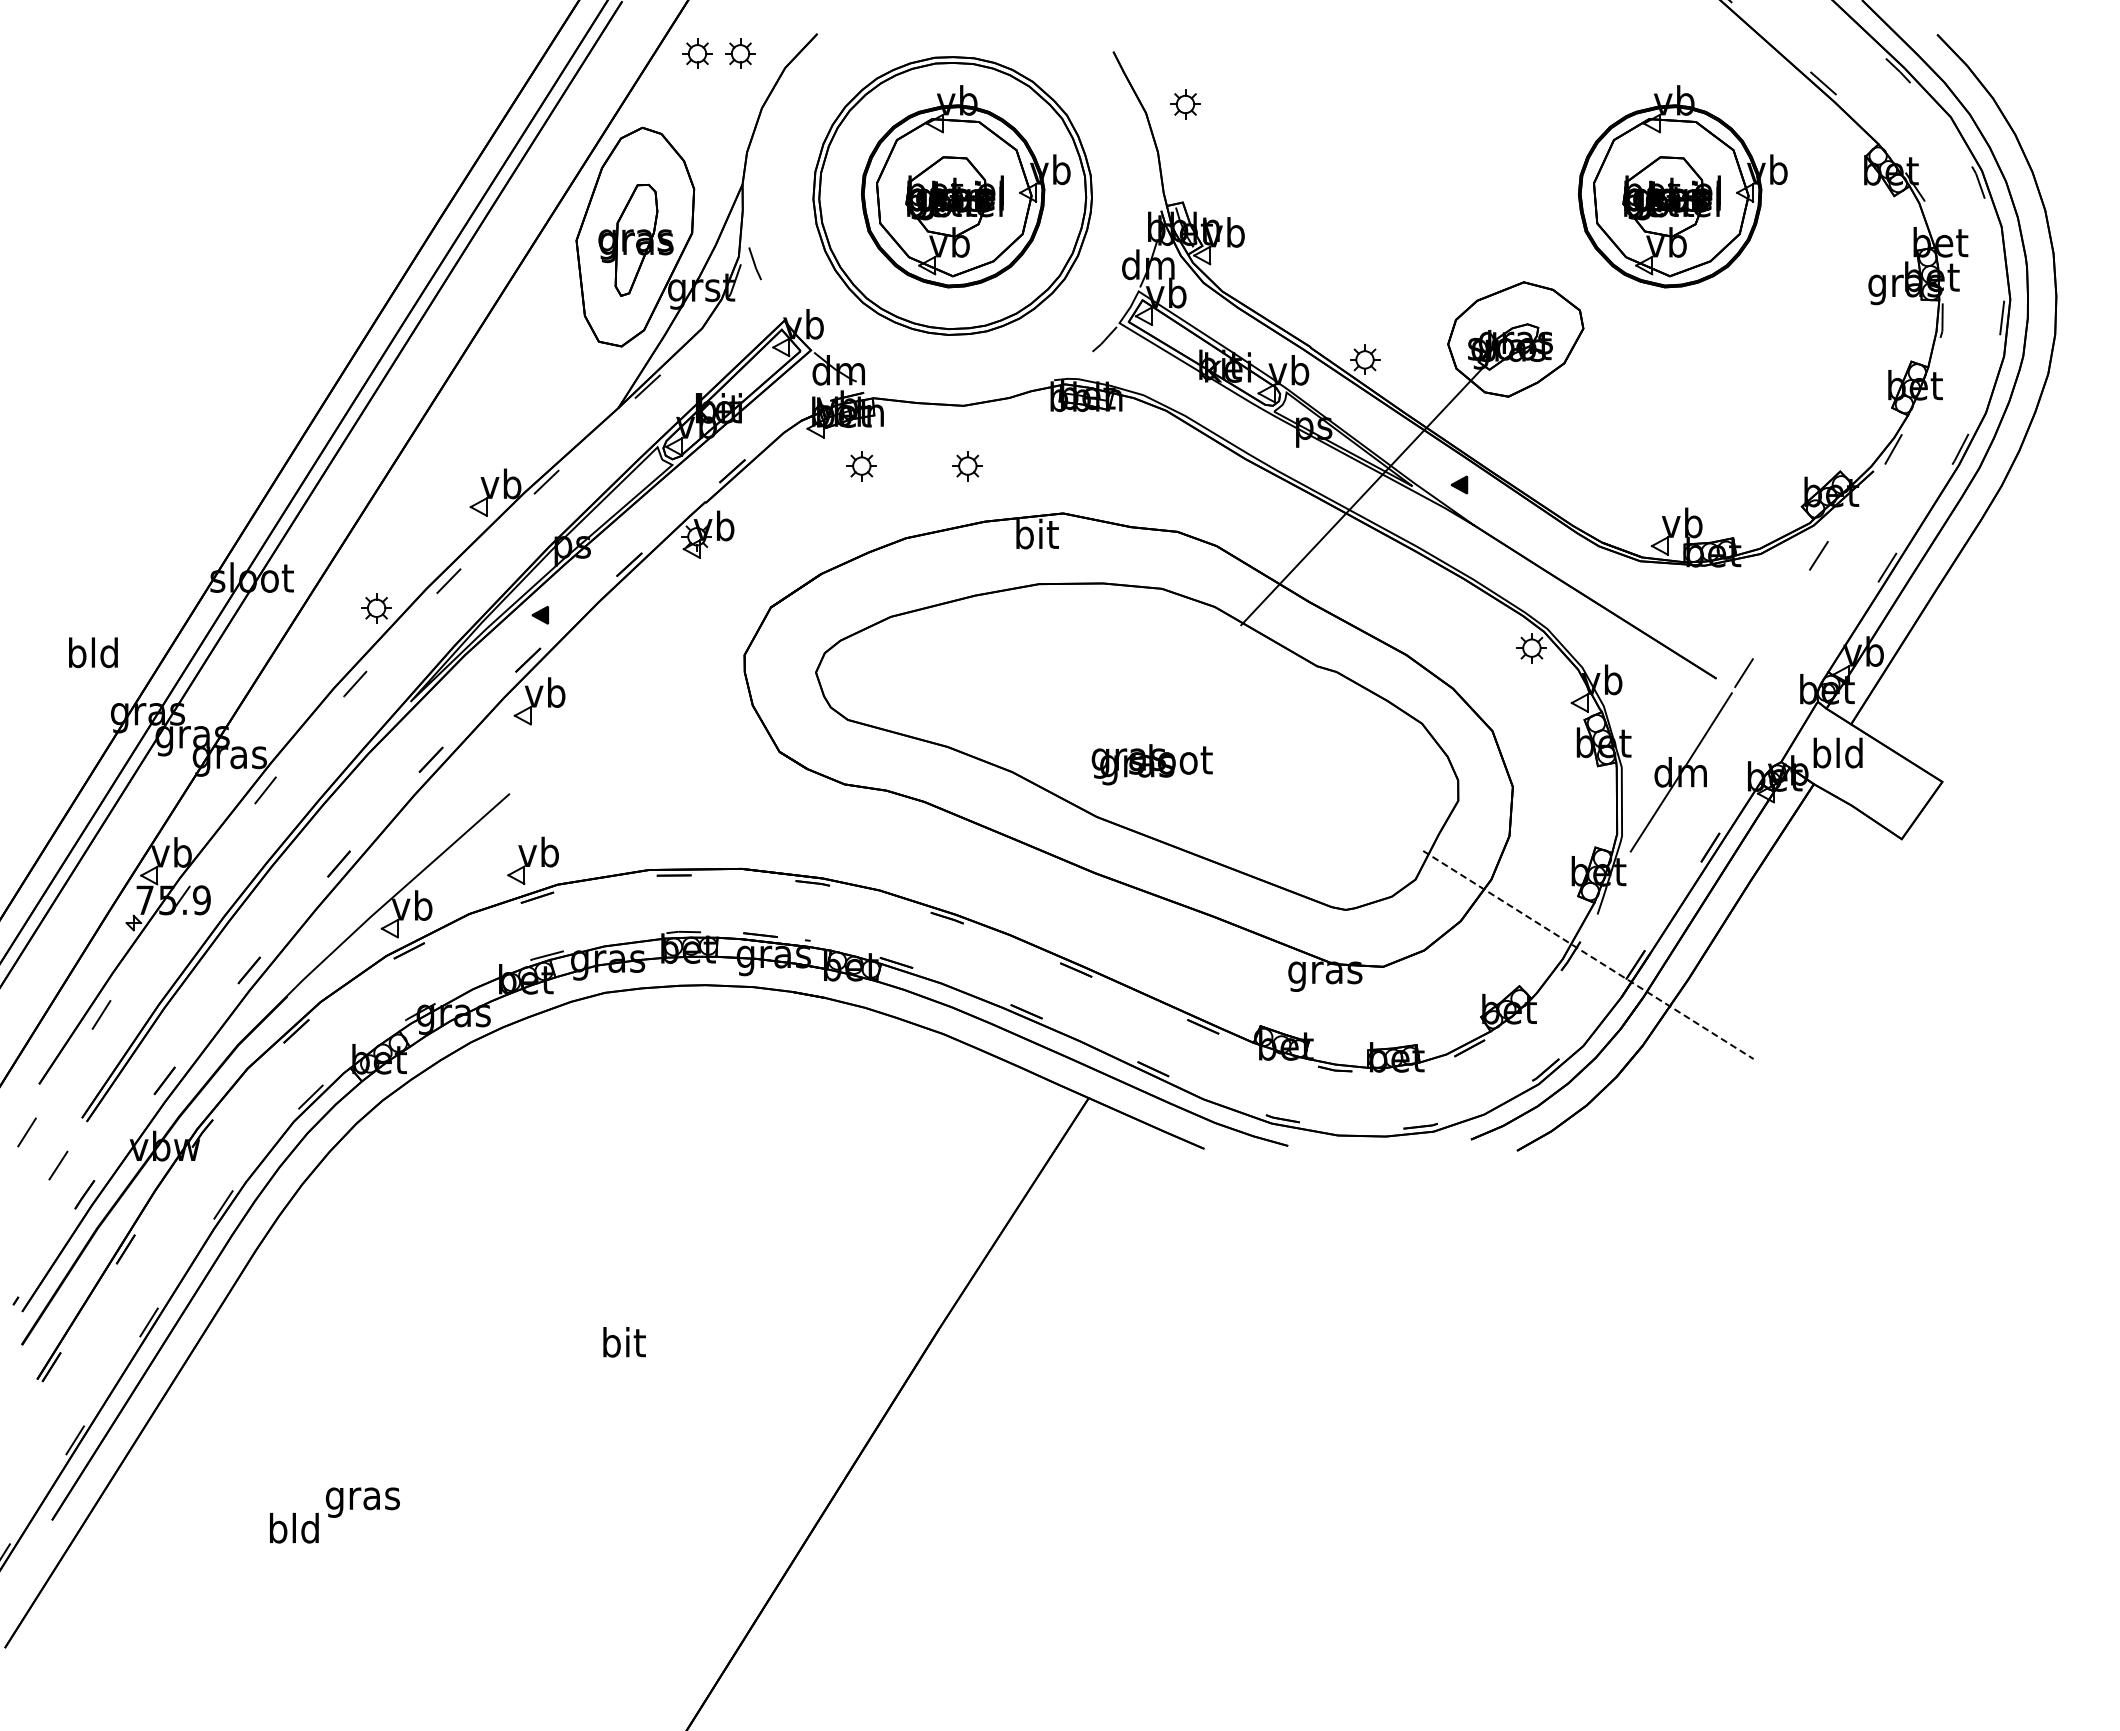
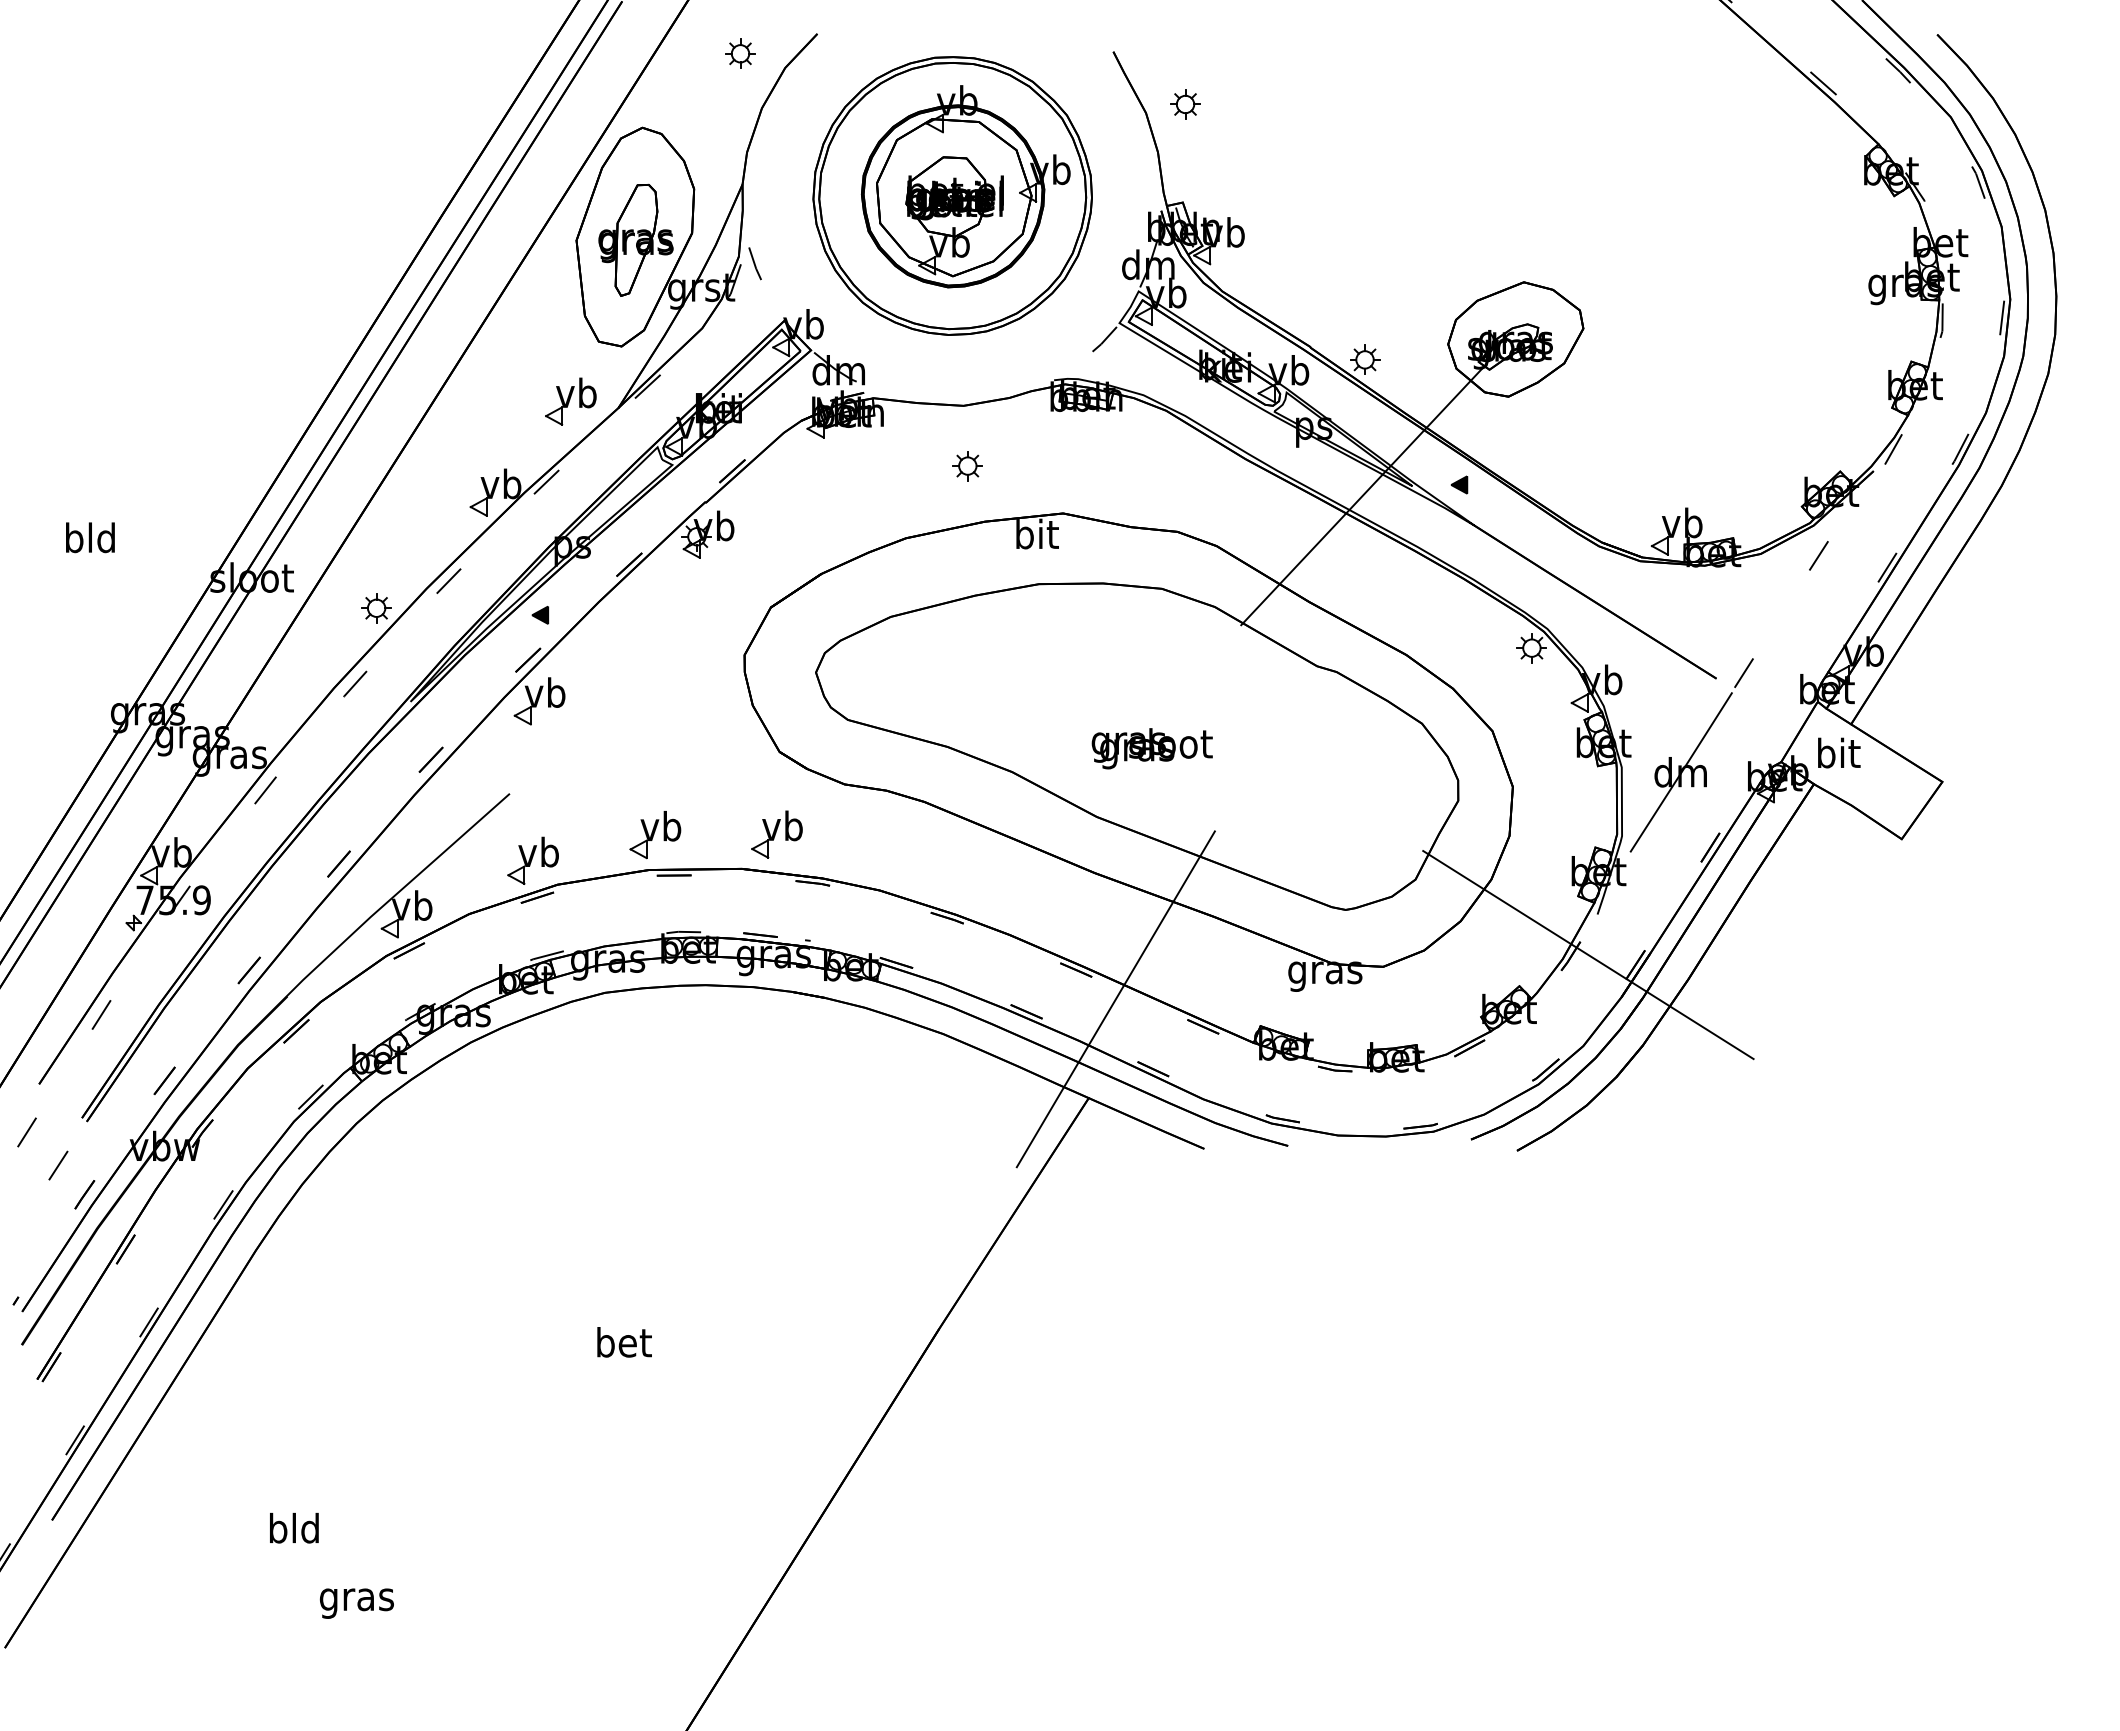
part: present -> none (697, 53)
part: present -> none (1682, 186)
part: none -> present (570, 401)
part: present -> none (861, 466)
text position: (93, 652) -> (90, 537) (90, 537)
text: bld -> bit (1837, 752)
text position: (1151, 764) -> (1151, 748) (1151, 748)
part: none -> present (776, 834)
part: none -> present (655, 835)
line: dashed -> solid (1588, 955)
line: none -> present (1115, 999)
text: bit -> bet (624, 1342)
text position: (362, 1502) -> (356, 1603) (356, 1603)
